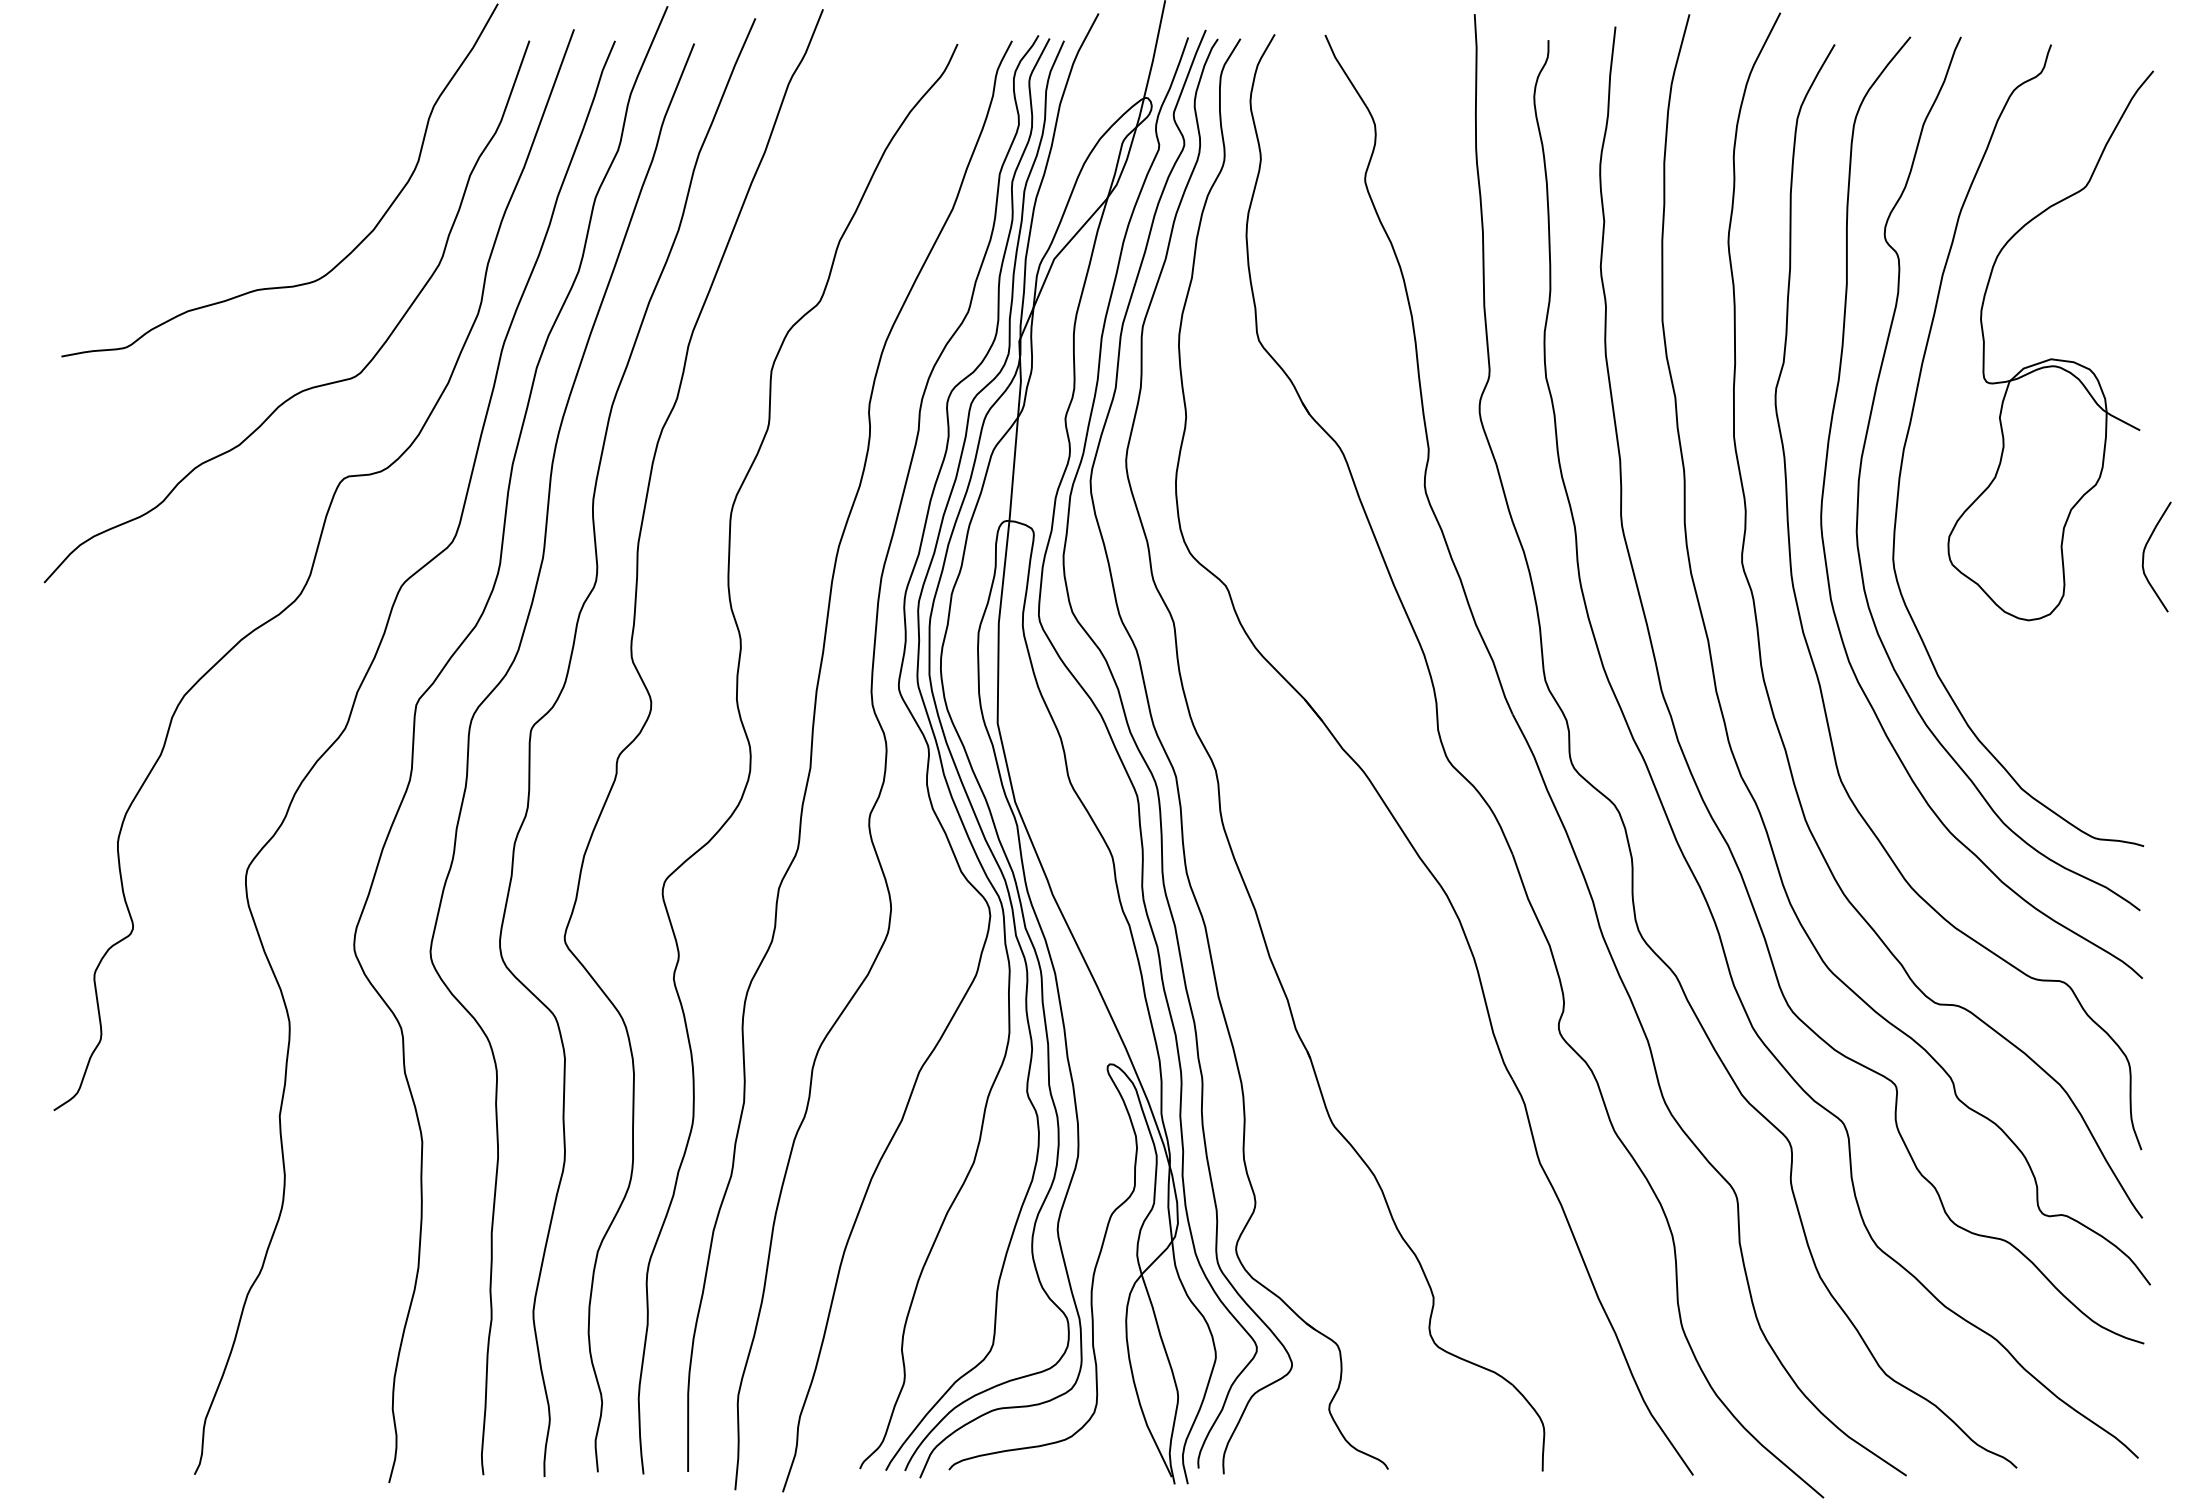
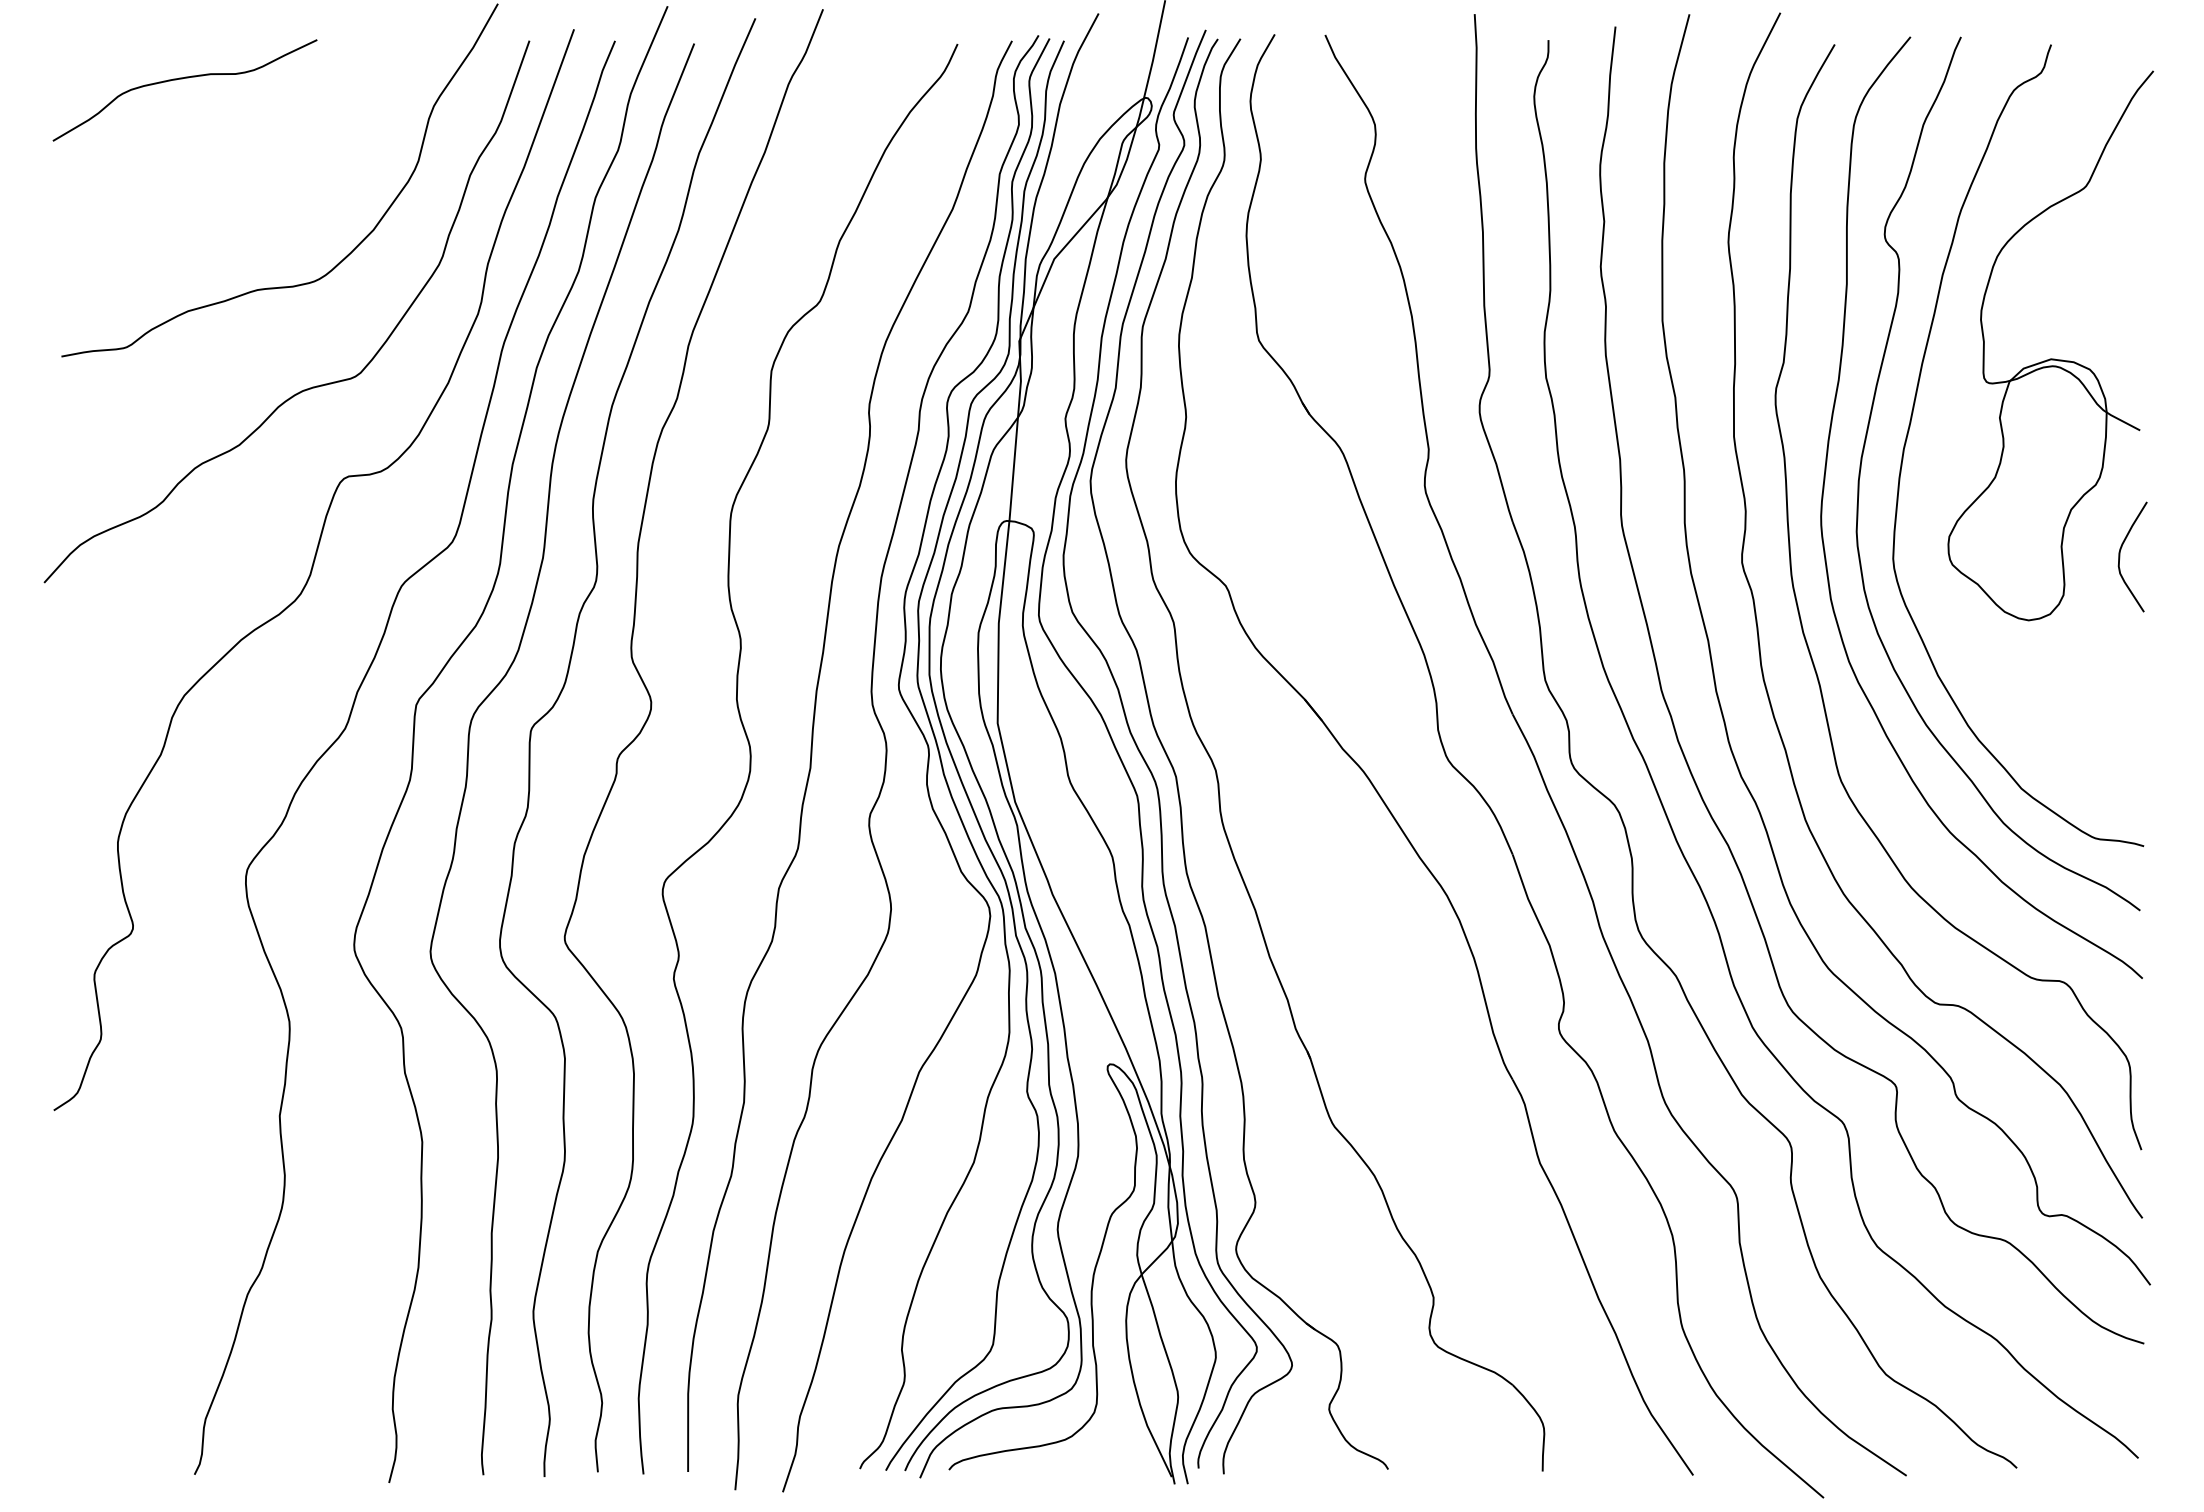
curve: none -> present (182, 79)
curve position: (2144, 556) -> (2120, 556) (2120, 556)
